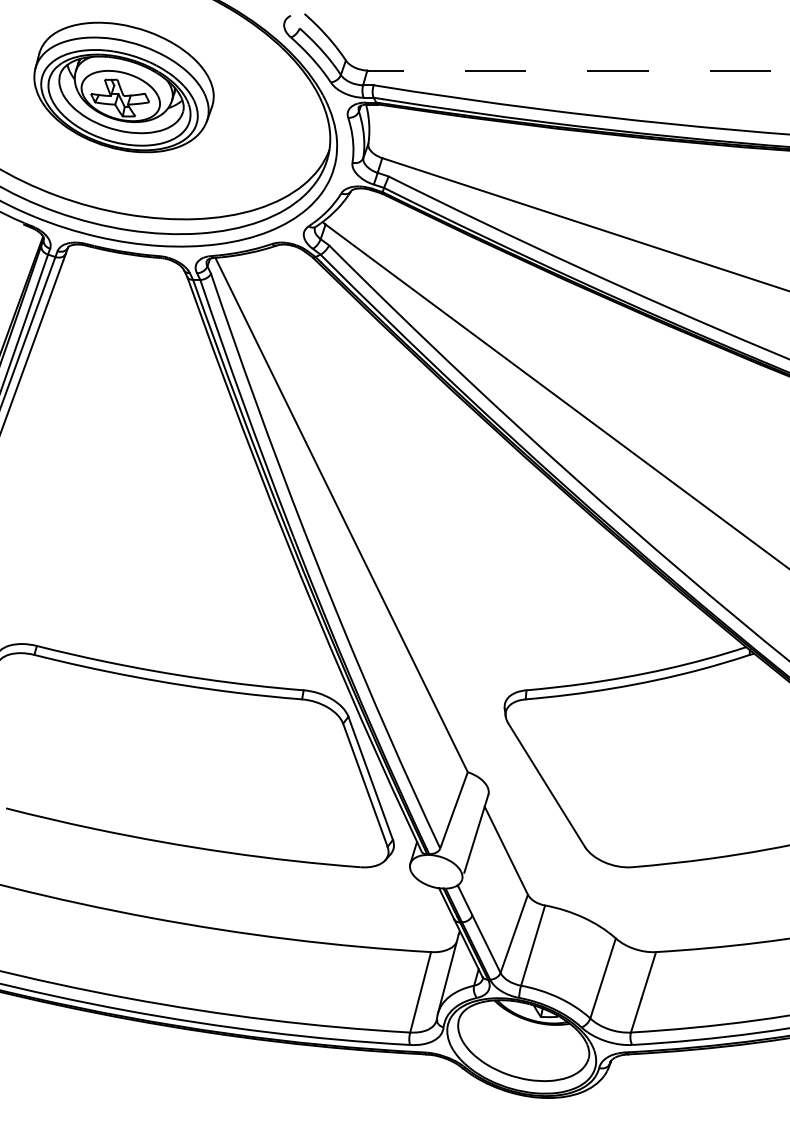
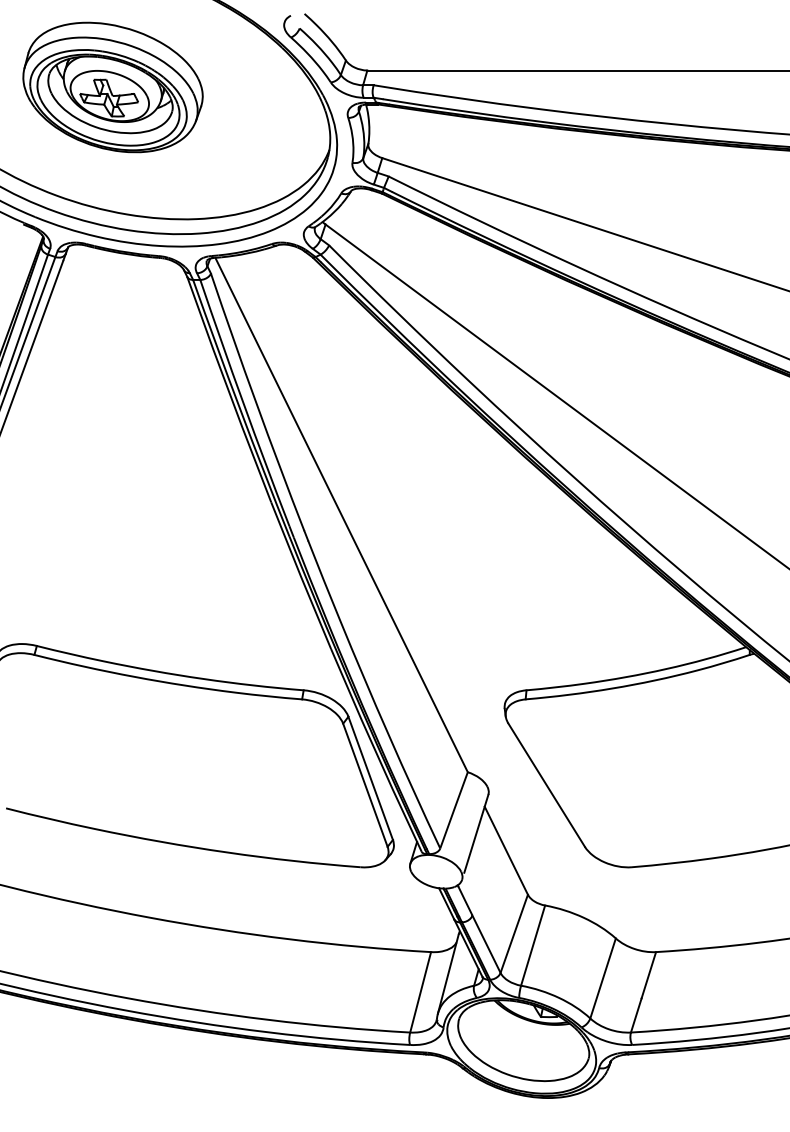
line: dashed -> solid (578, 70)
part position: (123, 87) -> (112, 87) (112, 87)
